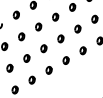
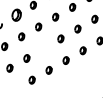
part size: 8x10 px -> 11x14 px (16, 14)
part: present -> none (43, 48)
part: present -> none (14, 89)
